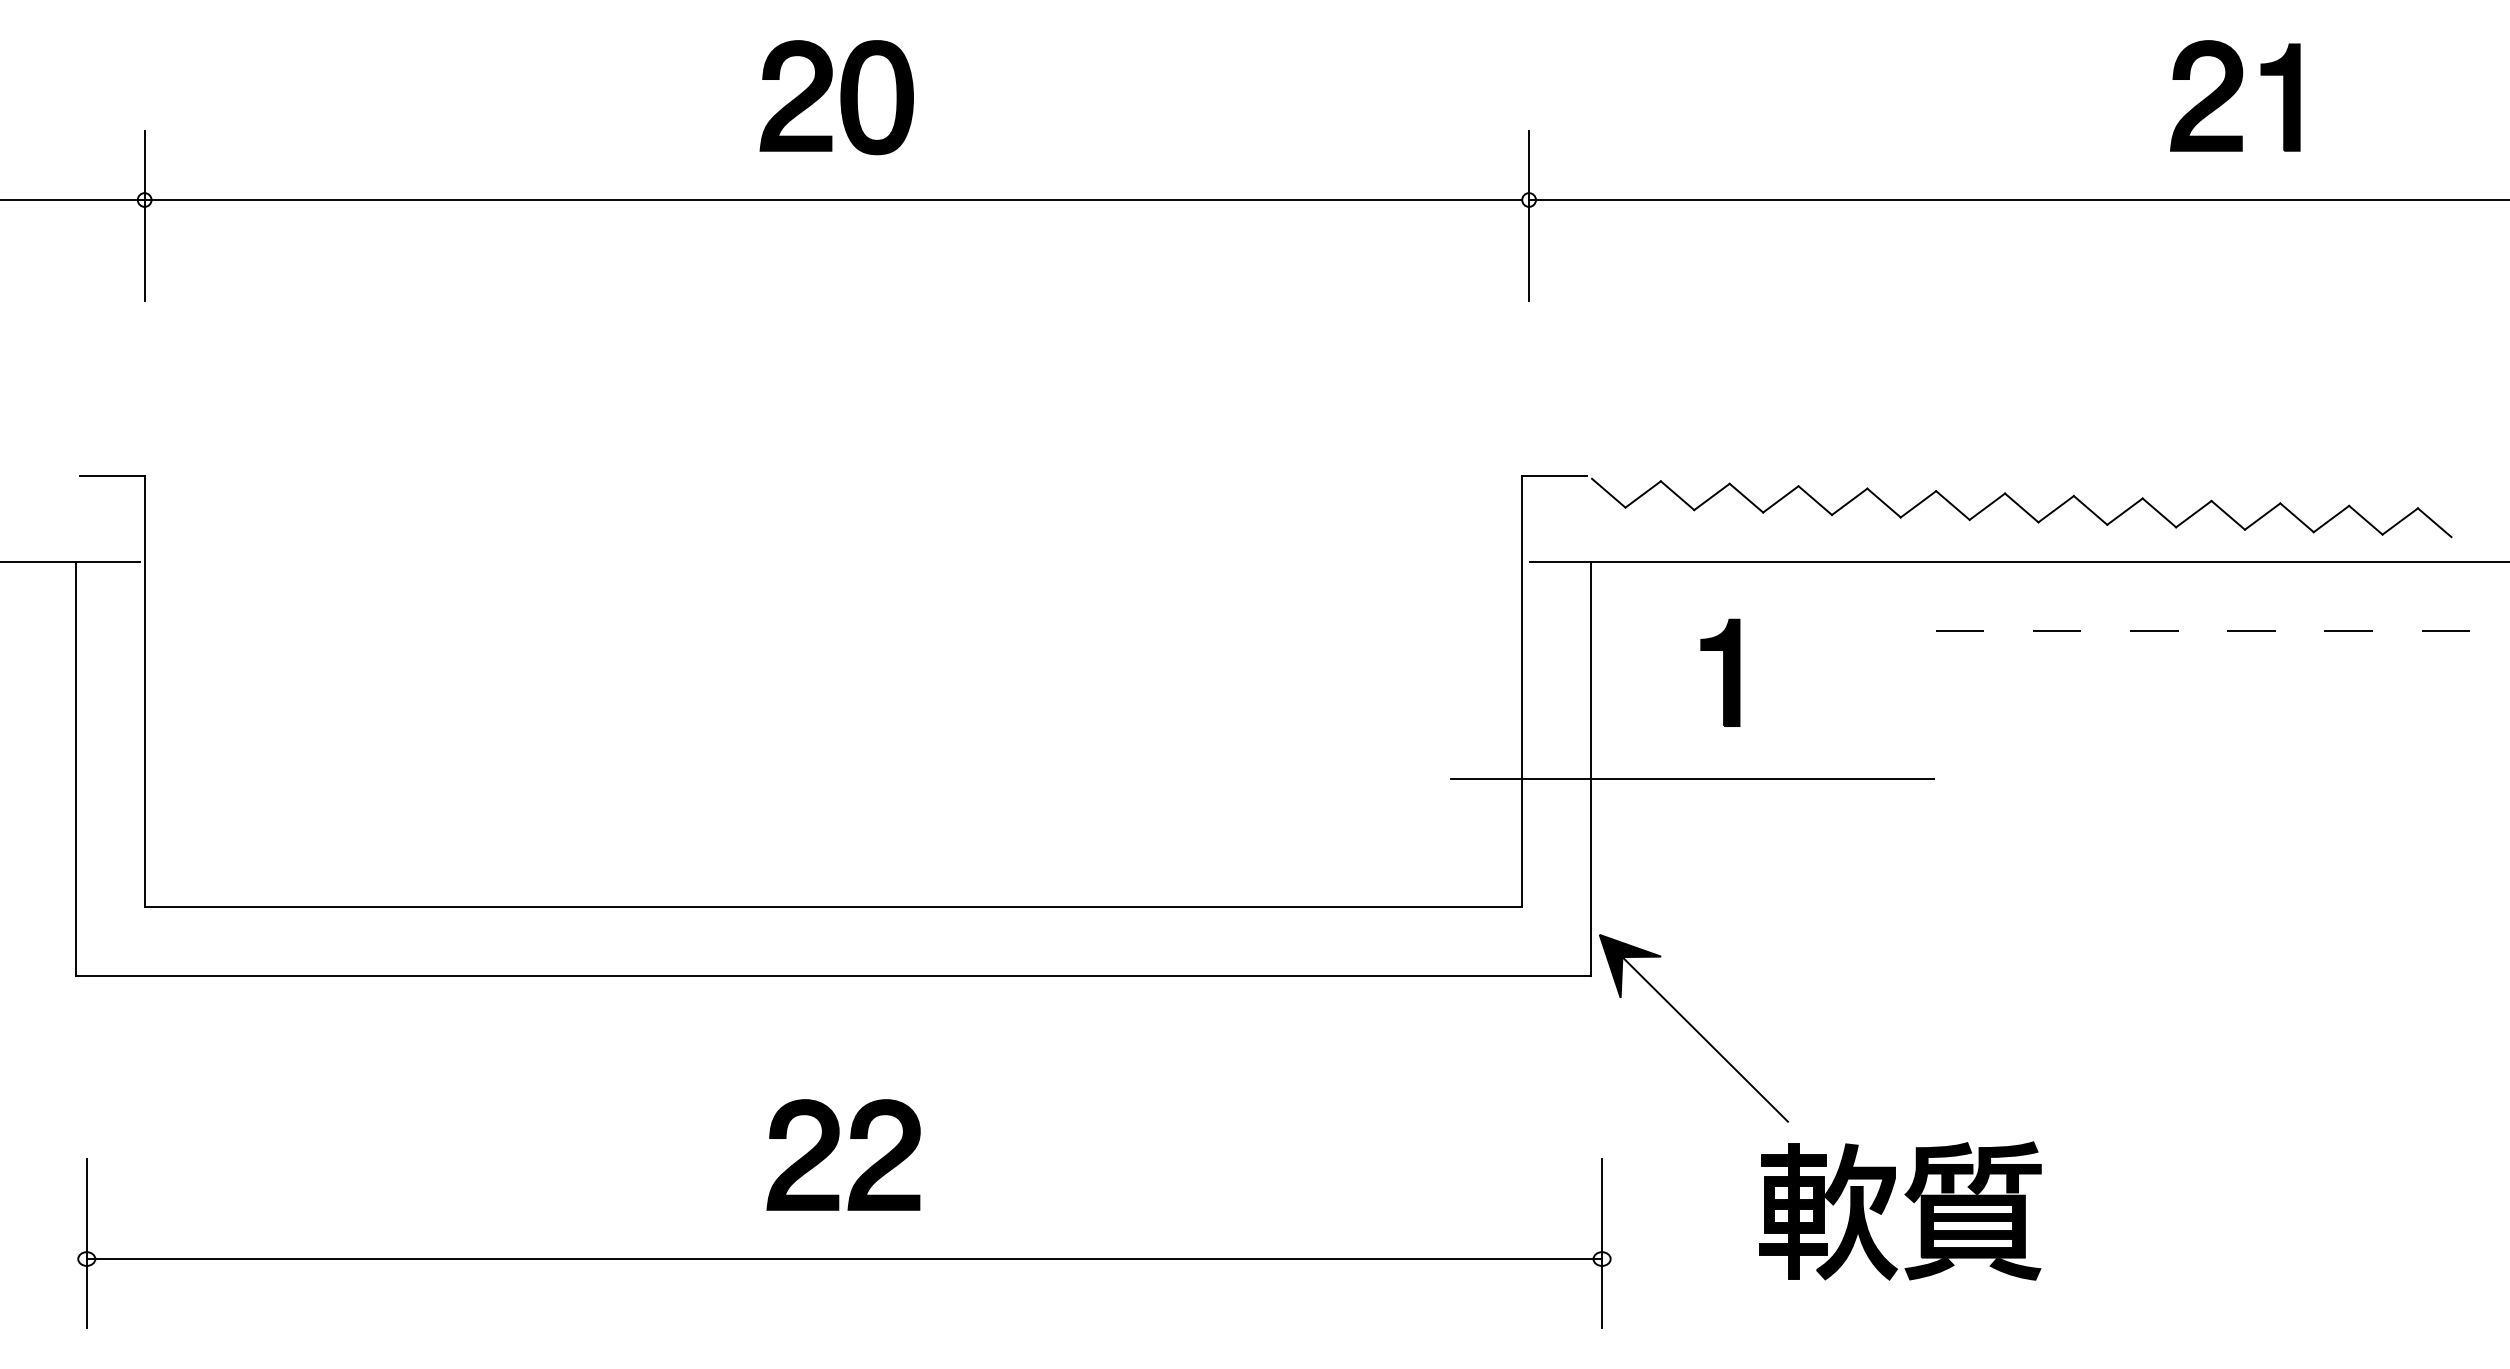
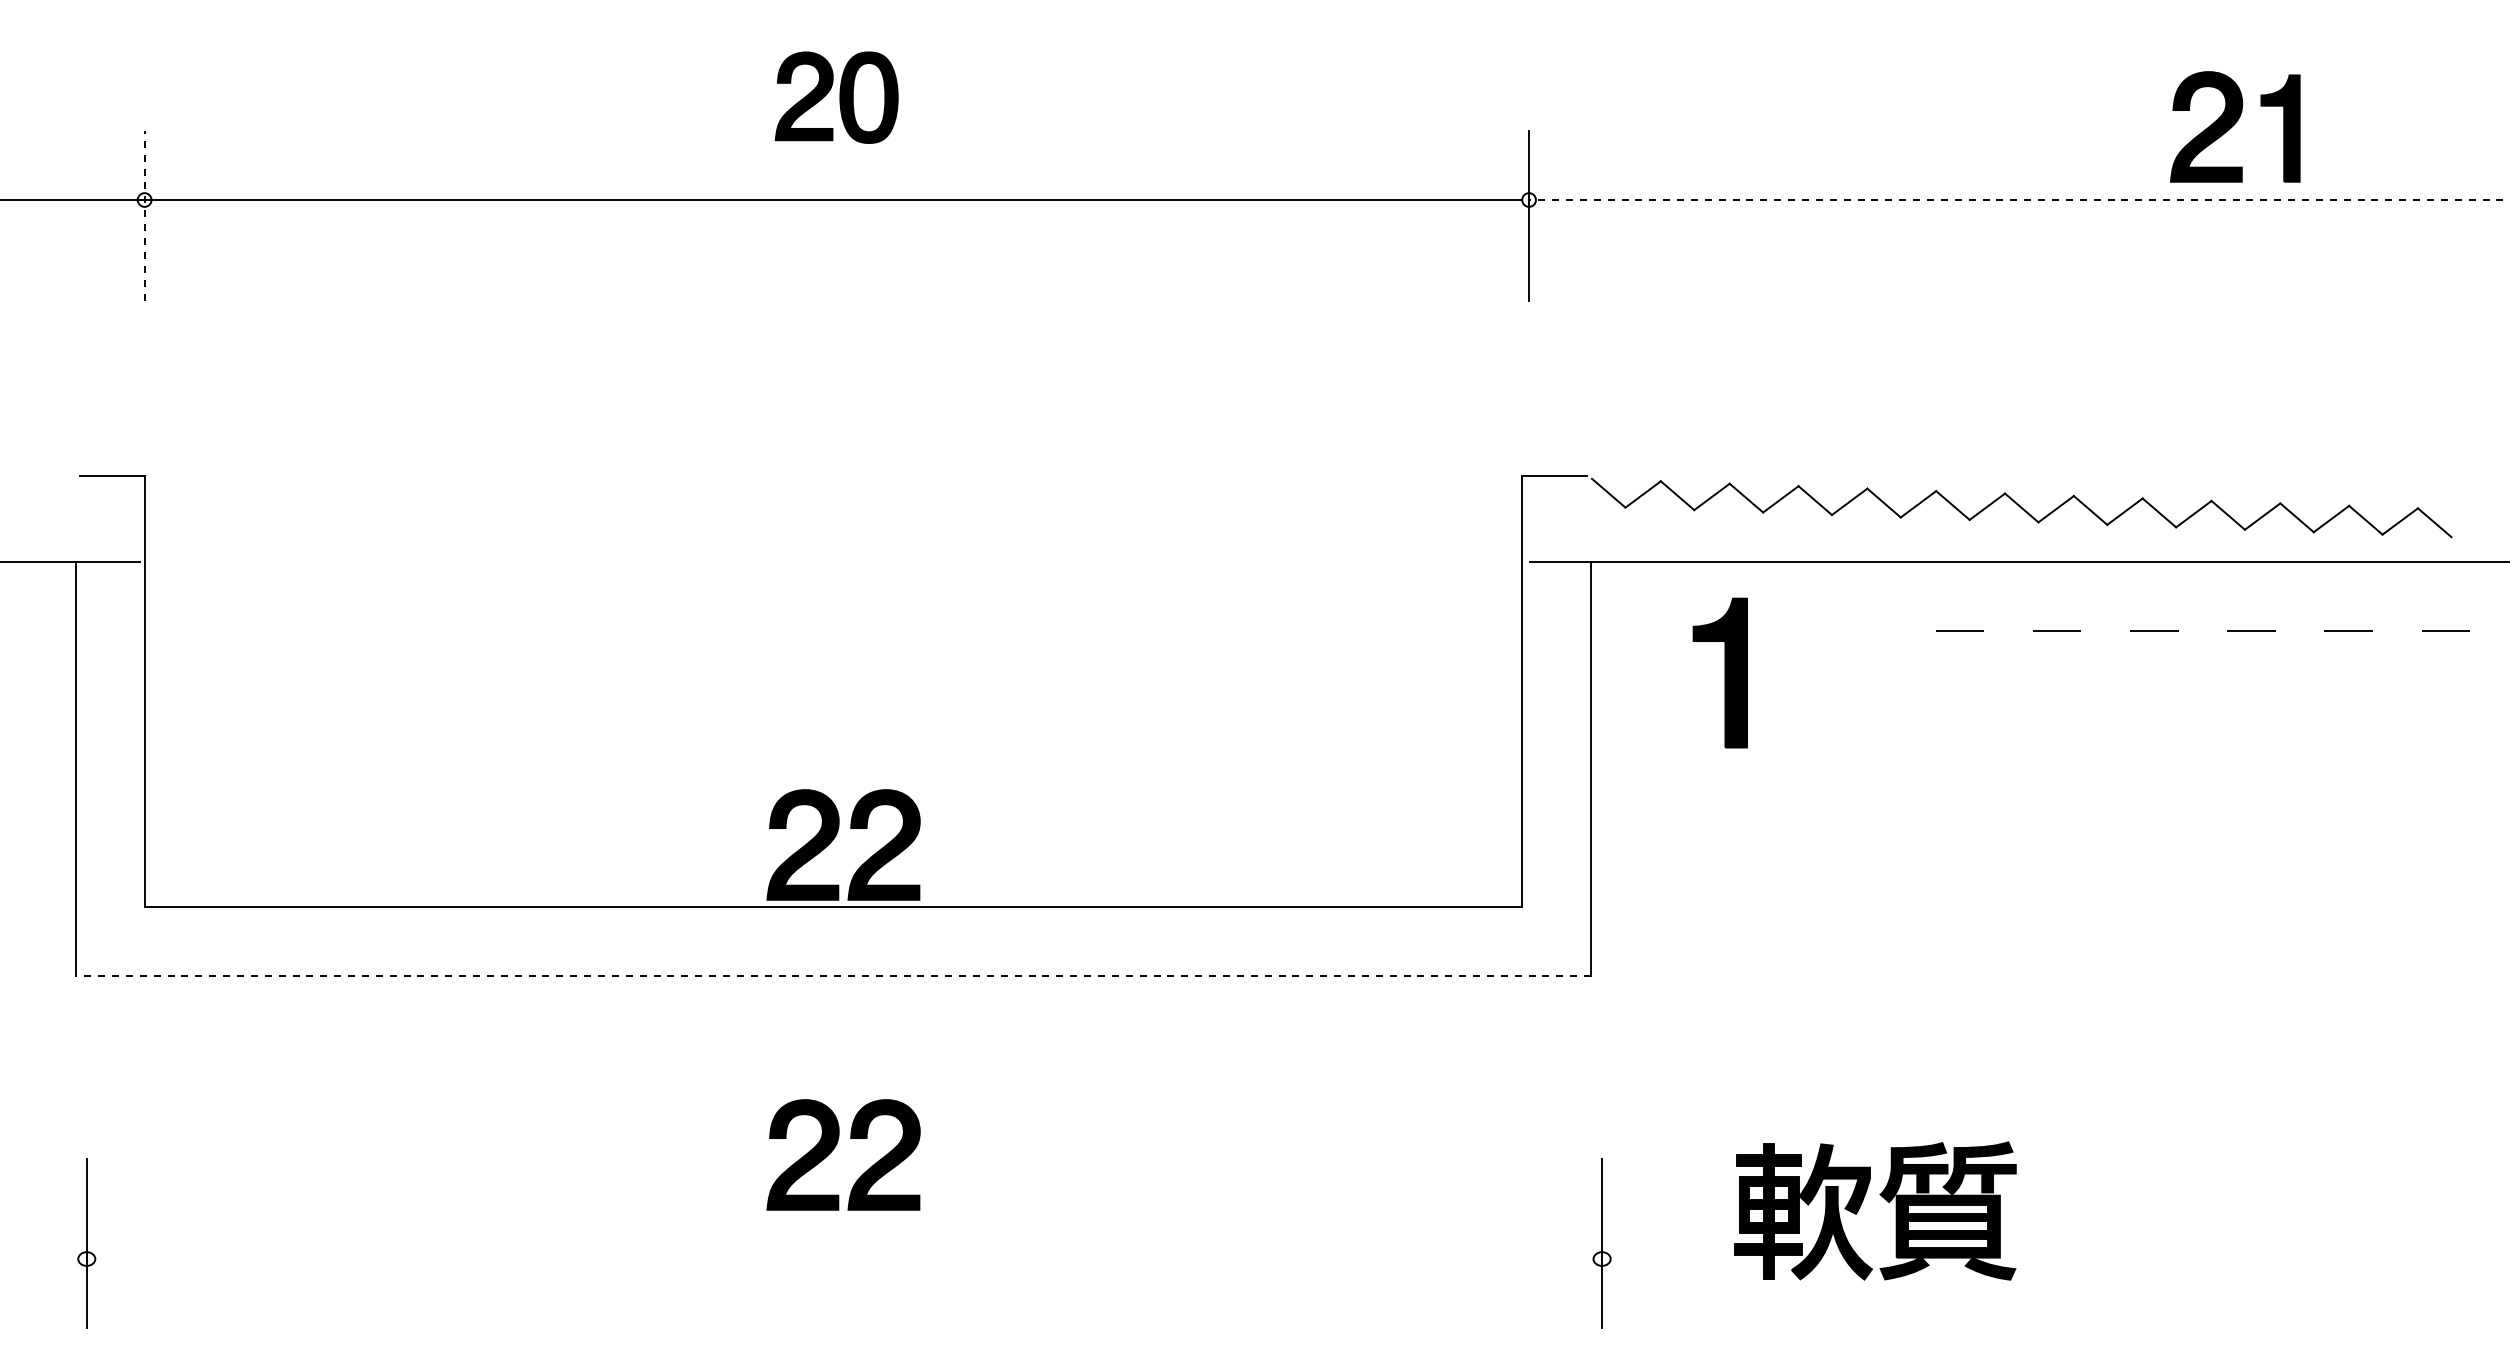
part position: (2235, 95) -> (2235, 126) (2235, 126)
part size: 155x116 px -> 125x93 px (836, 97)
line: solid -> dashed (2018, 200)
line: solid -> dashed (144, 215)
part size: 41x109 px -> 56x152 px (1719, 672)
line: present -> none (1692, 779)
part: none -> present (834, 839)
line: solid -> dashed (833, 975)
part: present -> none (1693, 1028)
part position: (1910, 1200) -> (1885, 1200) (1885, 1200)
line: present -> none (844, 1259)
